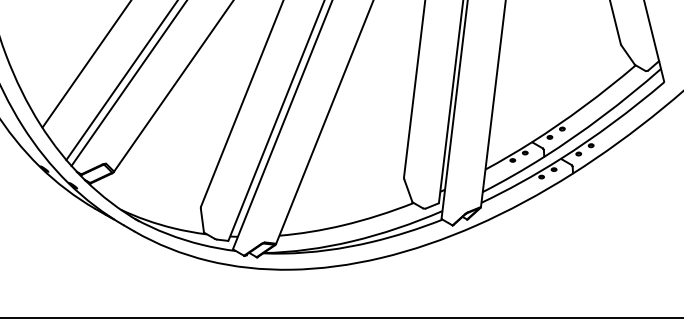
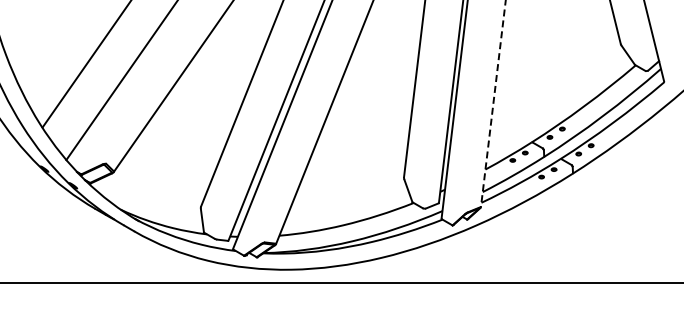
line: present -> none (128, 83)
line: solid -> dashed (493, 104)
line position: (341, 318) -> (341, 283) (341, 283)
